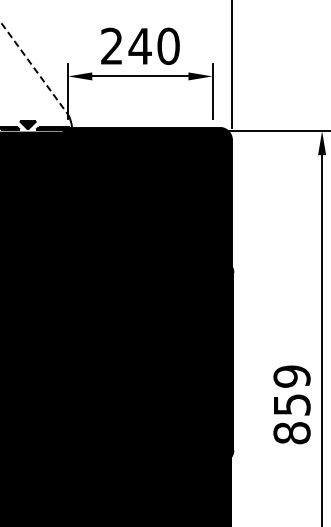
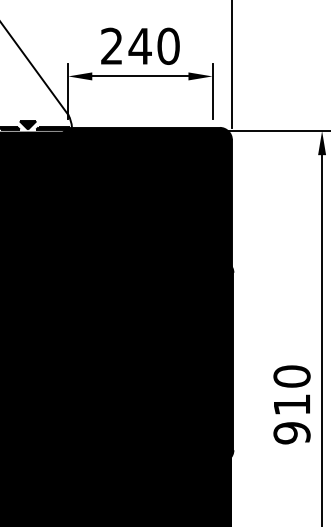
line: dashed -> solid (34, 68)
text: 859 -> 910 (291, 404)
